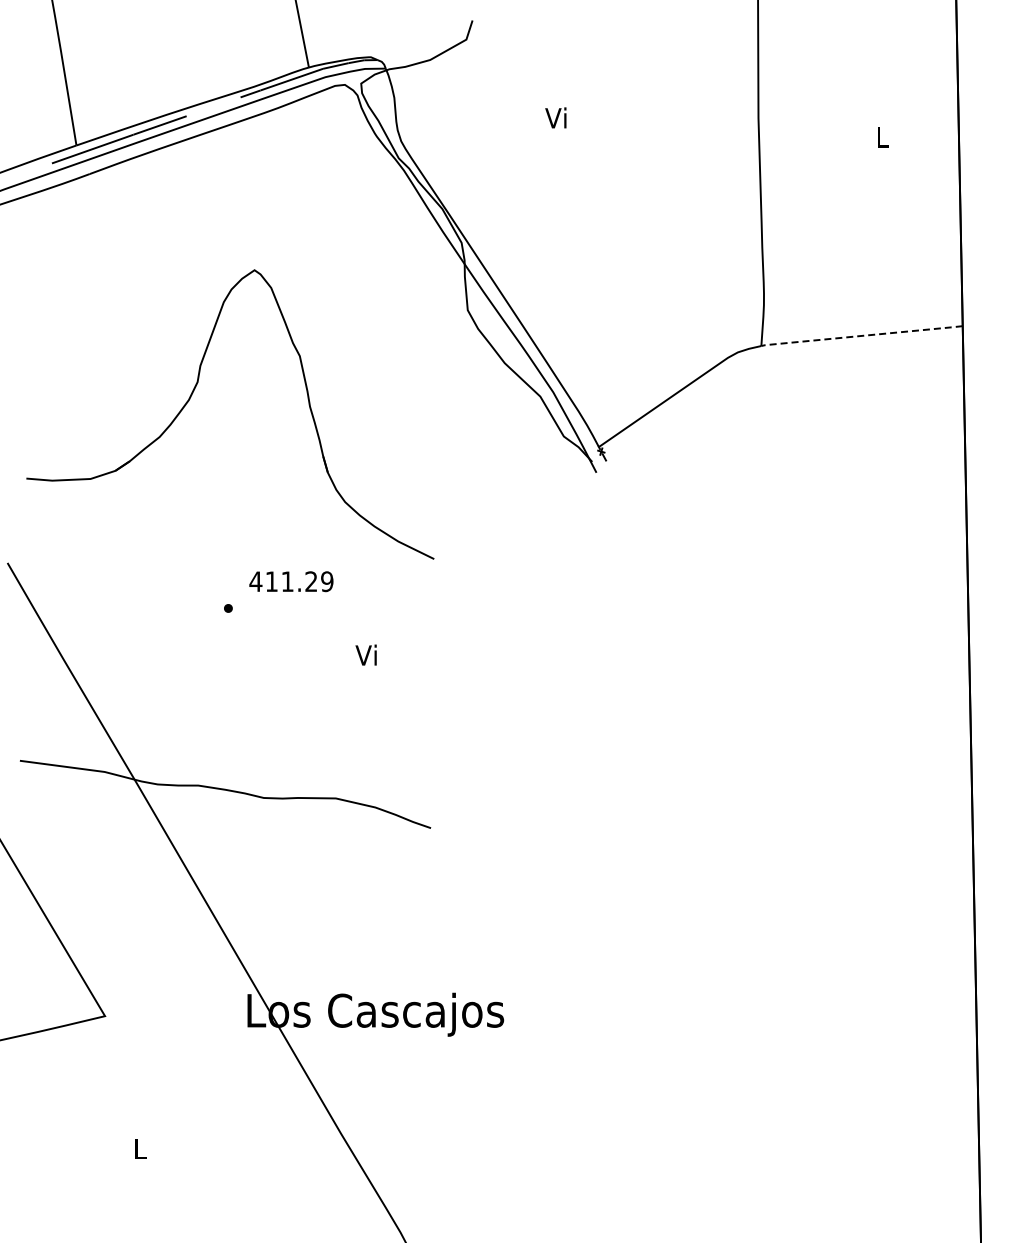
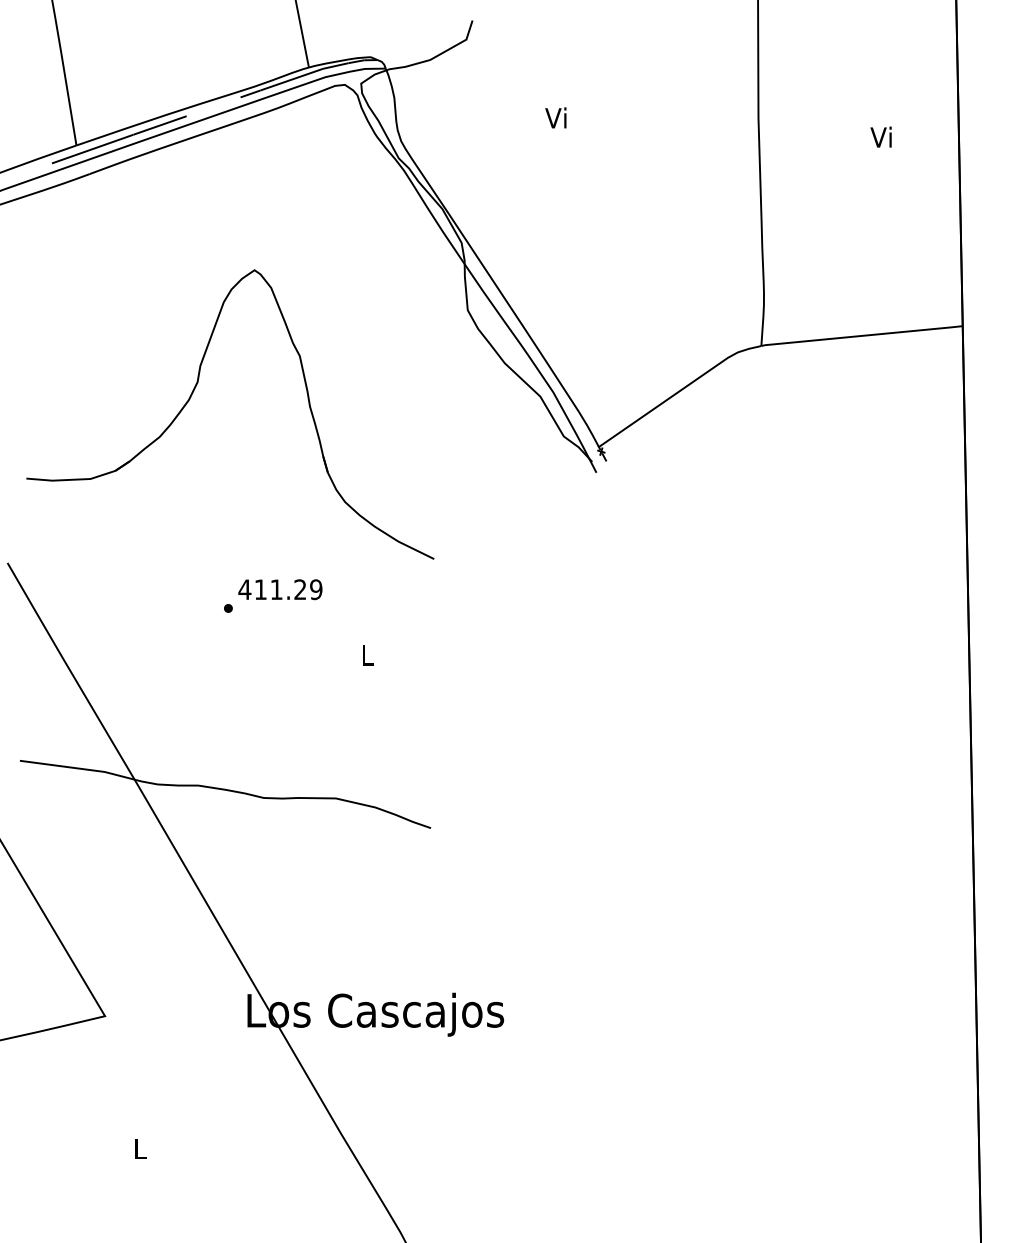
text: L -> Vi (880, 136)
line: dashed -> solid (862, 335)
text position: (291, 581) -> (280, 589) (280, 589)
text: Vi -> L (365, 654)
